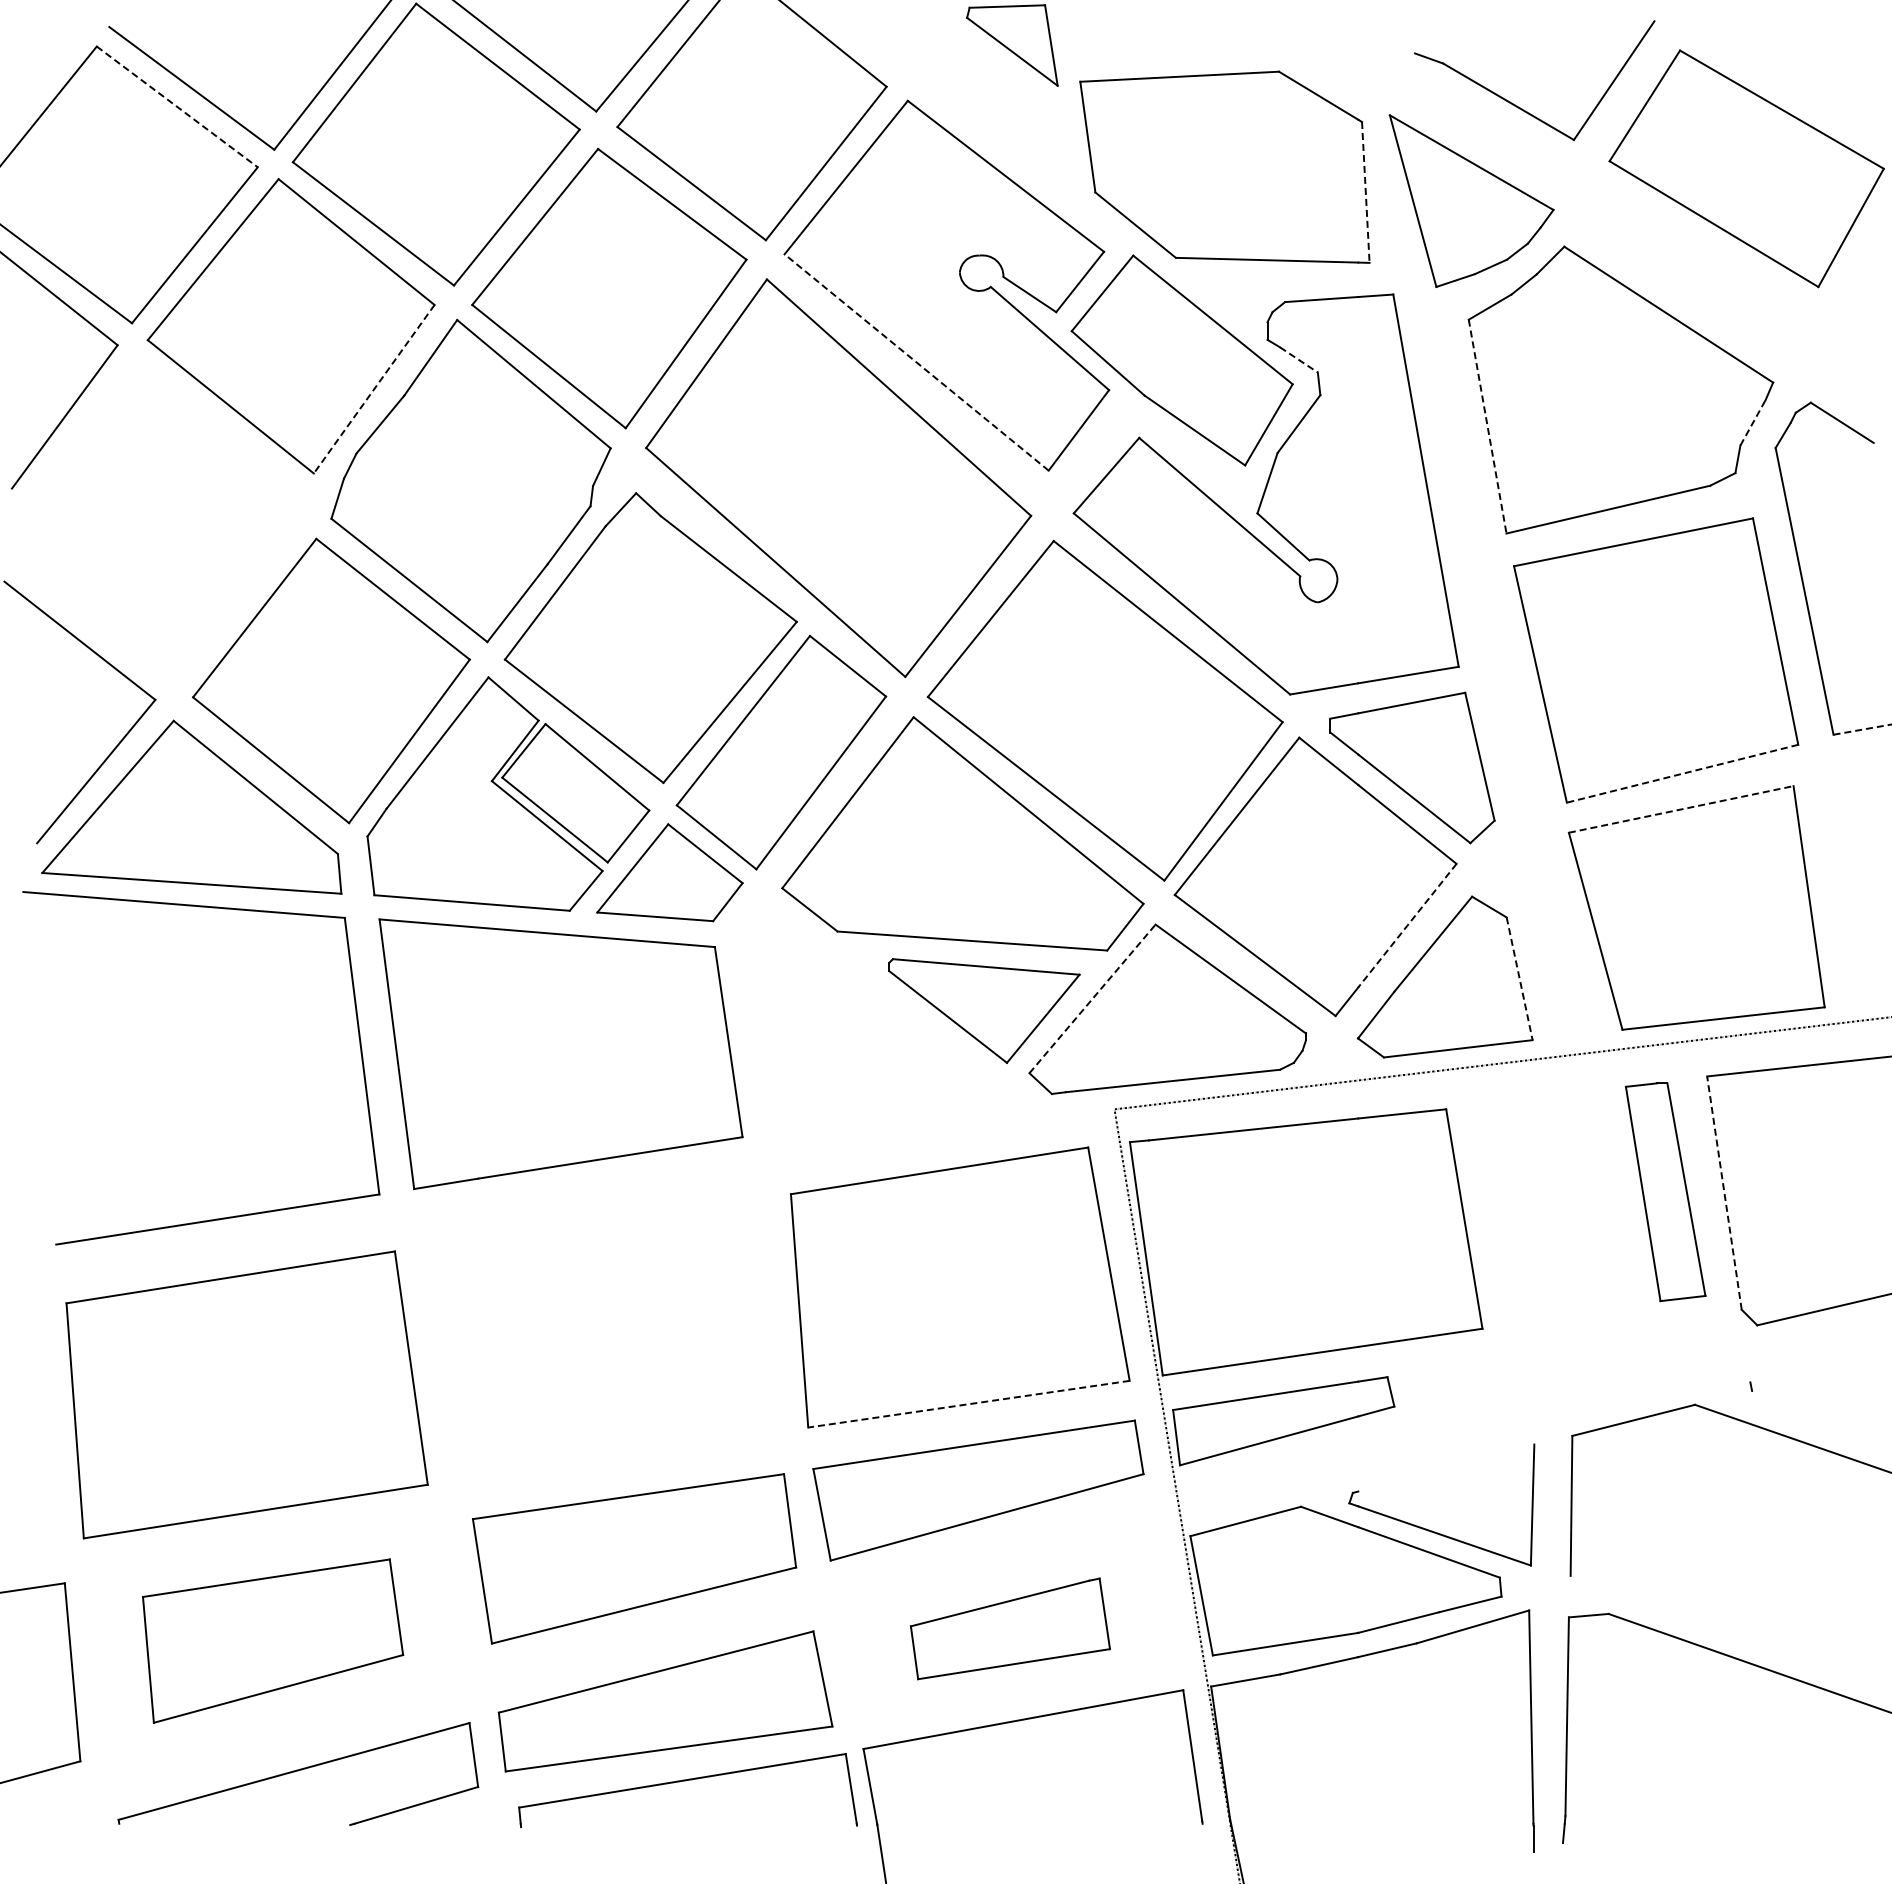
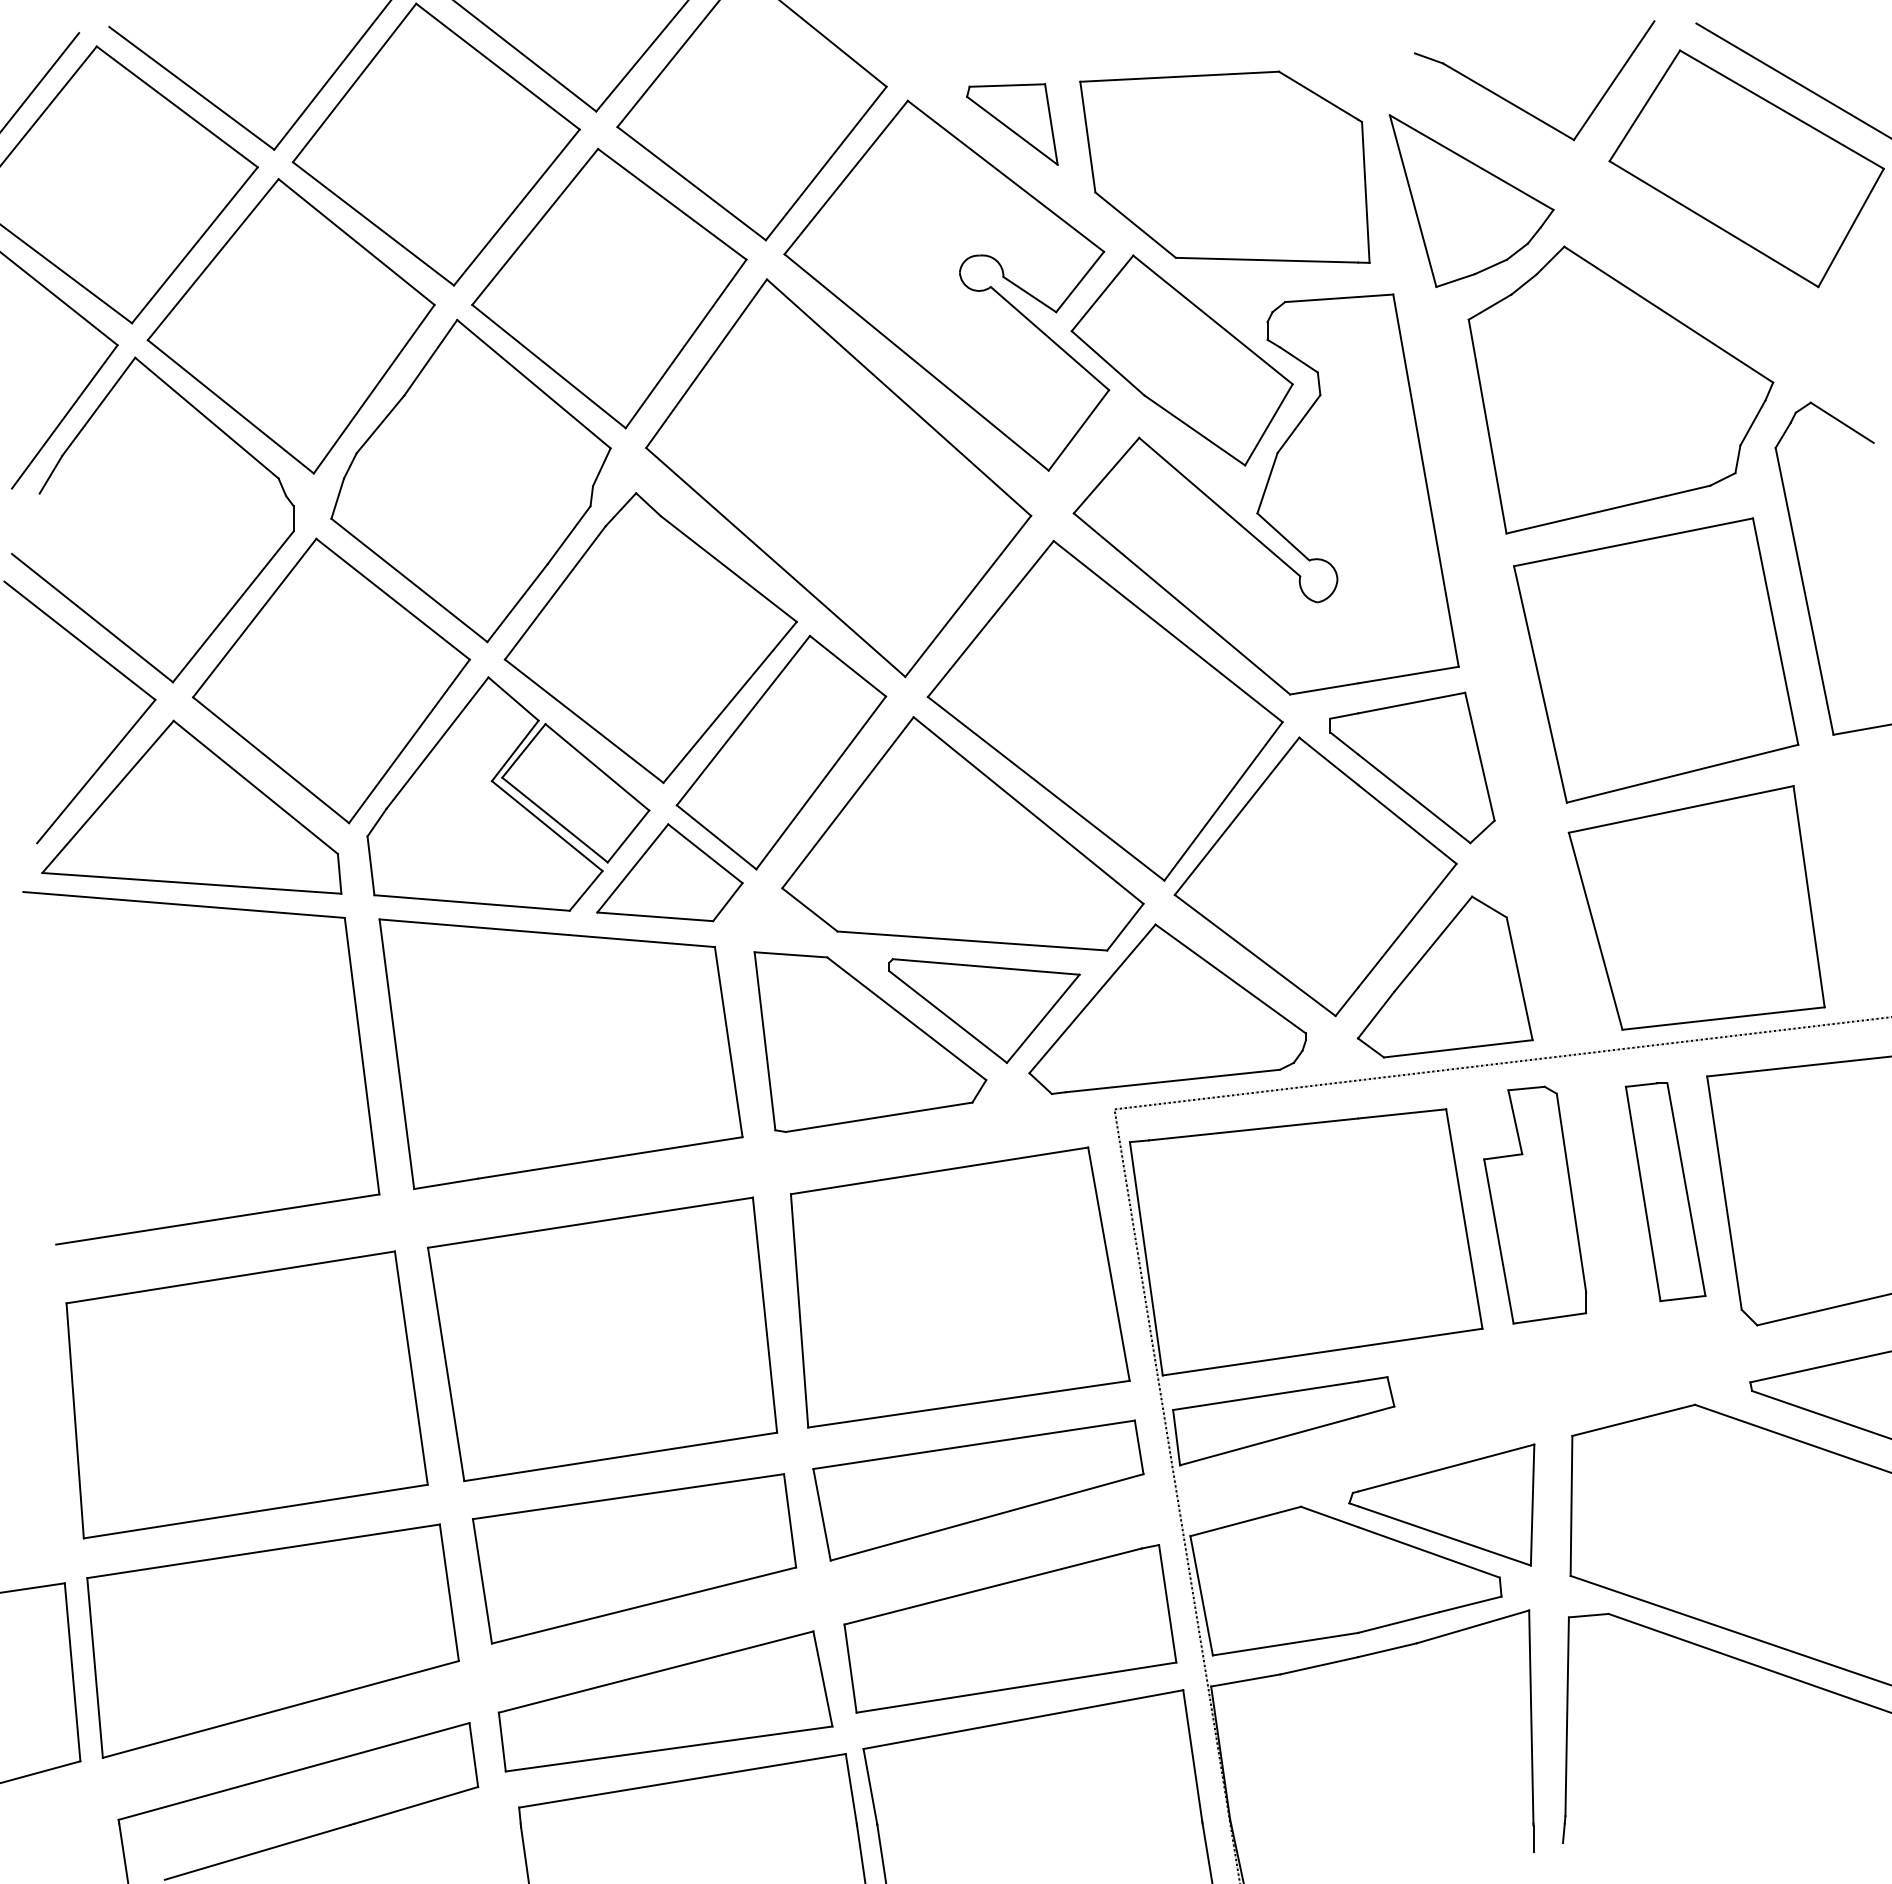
part position: (1012, 45) -> (1012, 124) (1012, 124)
line: none -> present (1792, 79)
line: none -> present (40, 81)
line: dashed -> solid (177, 106)
line: dashed -> solid (1365, 192)
line: dashed -> solid (1298, 359)
line: dashed -> solid (916, 362)
line: dashed -> solid (374, 389)
line: dashed -> solid (1753, 422)
line: dashed -> solid (1487, 426)
part: none -> present (58, 464)
line: dashed -> solid (1862, 729)
line: dashed -> solid (1682, 773)
line: dashed -> solid (1681, 809)
line: dashed -> solid (1407, 925)
line: dashed -> solid (1519, 978)
line: dashed -> solid (1092, 998)
part: none -> present (870, 1041)
line: dashed -> solid (1724, 1193)
part: none -> present (1535, 1204)
part: none -> present (602, 1339)
line: none -> present (1819, 1367)
line: dashed -> solid (968, 1404)
line: none -> present (1820, 1414)
line: none -> present (1446, 1467)
part size: 202x104 px -> 335x170 px (1010, 1628)
line: none -> present (1729, 1629)
part size: 263x166 px -> 374x236 px (272, 1640)
line: none -> present (123, 1851)
line: none -> present (1206, 1851)
line: none -> present (257, 1852)
line: none -> present (860, 1852)
line: none -> present (524, 1853)
